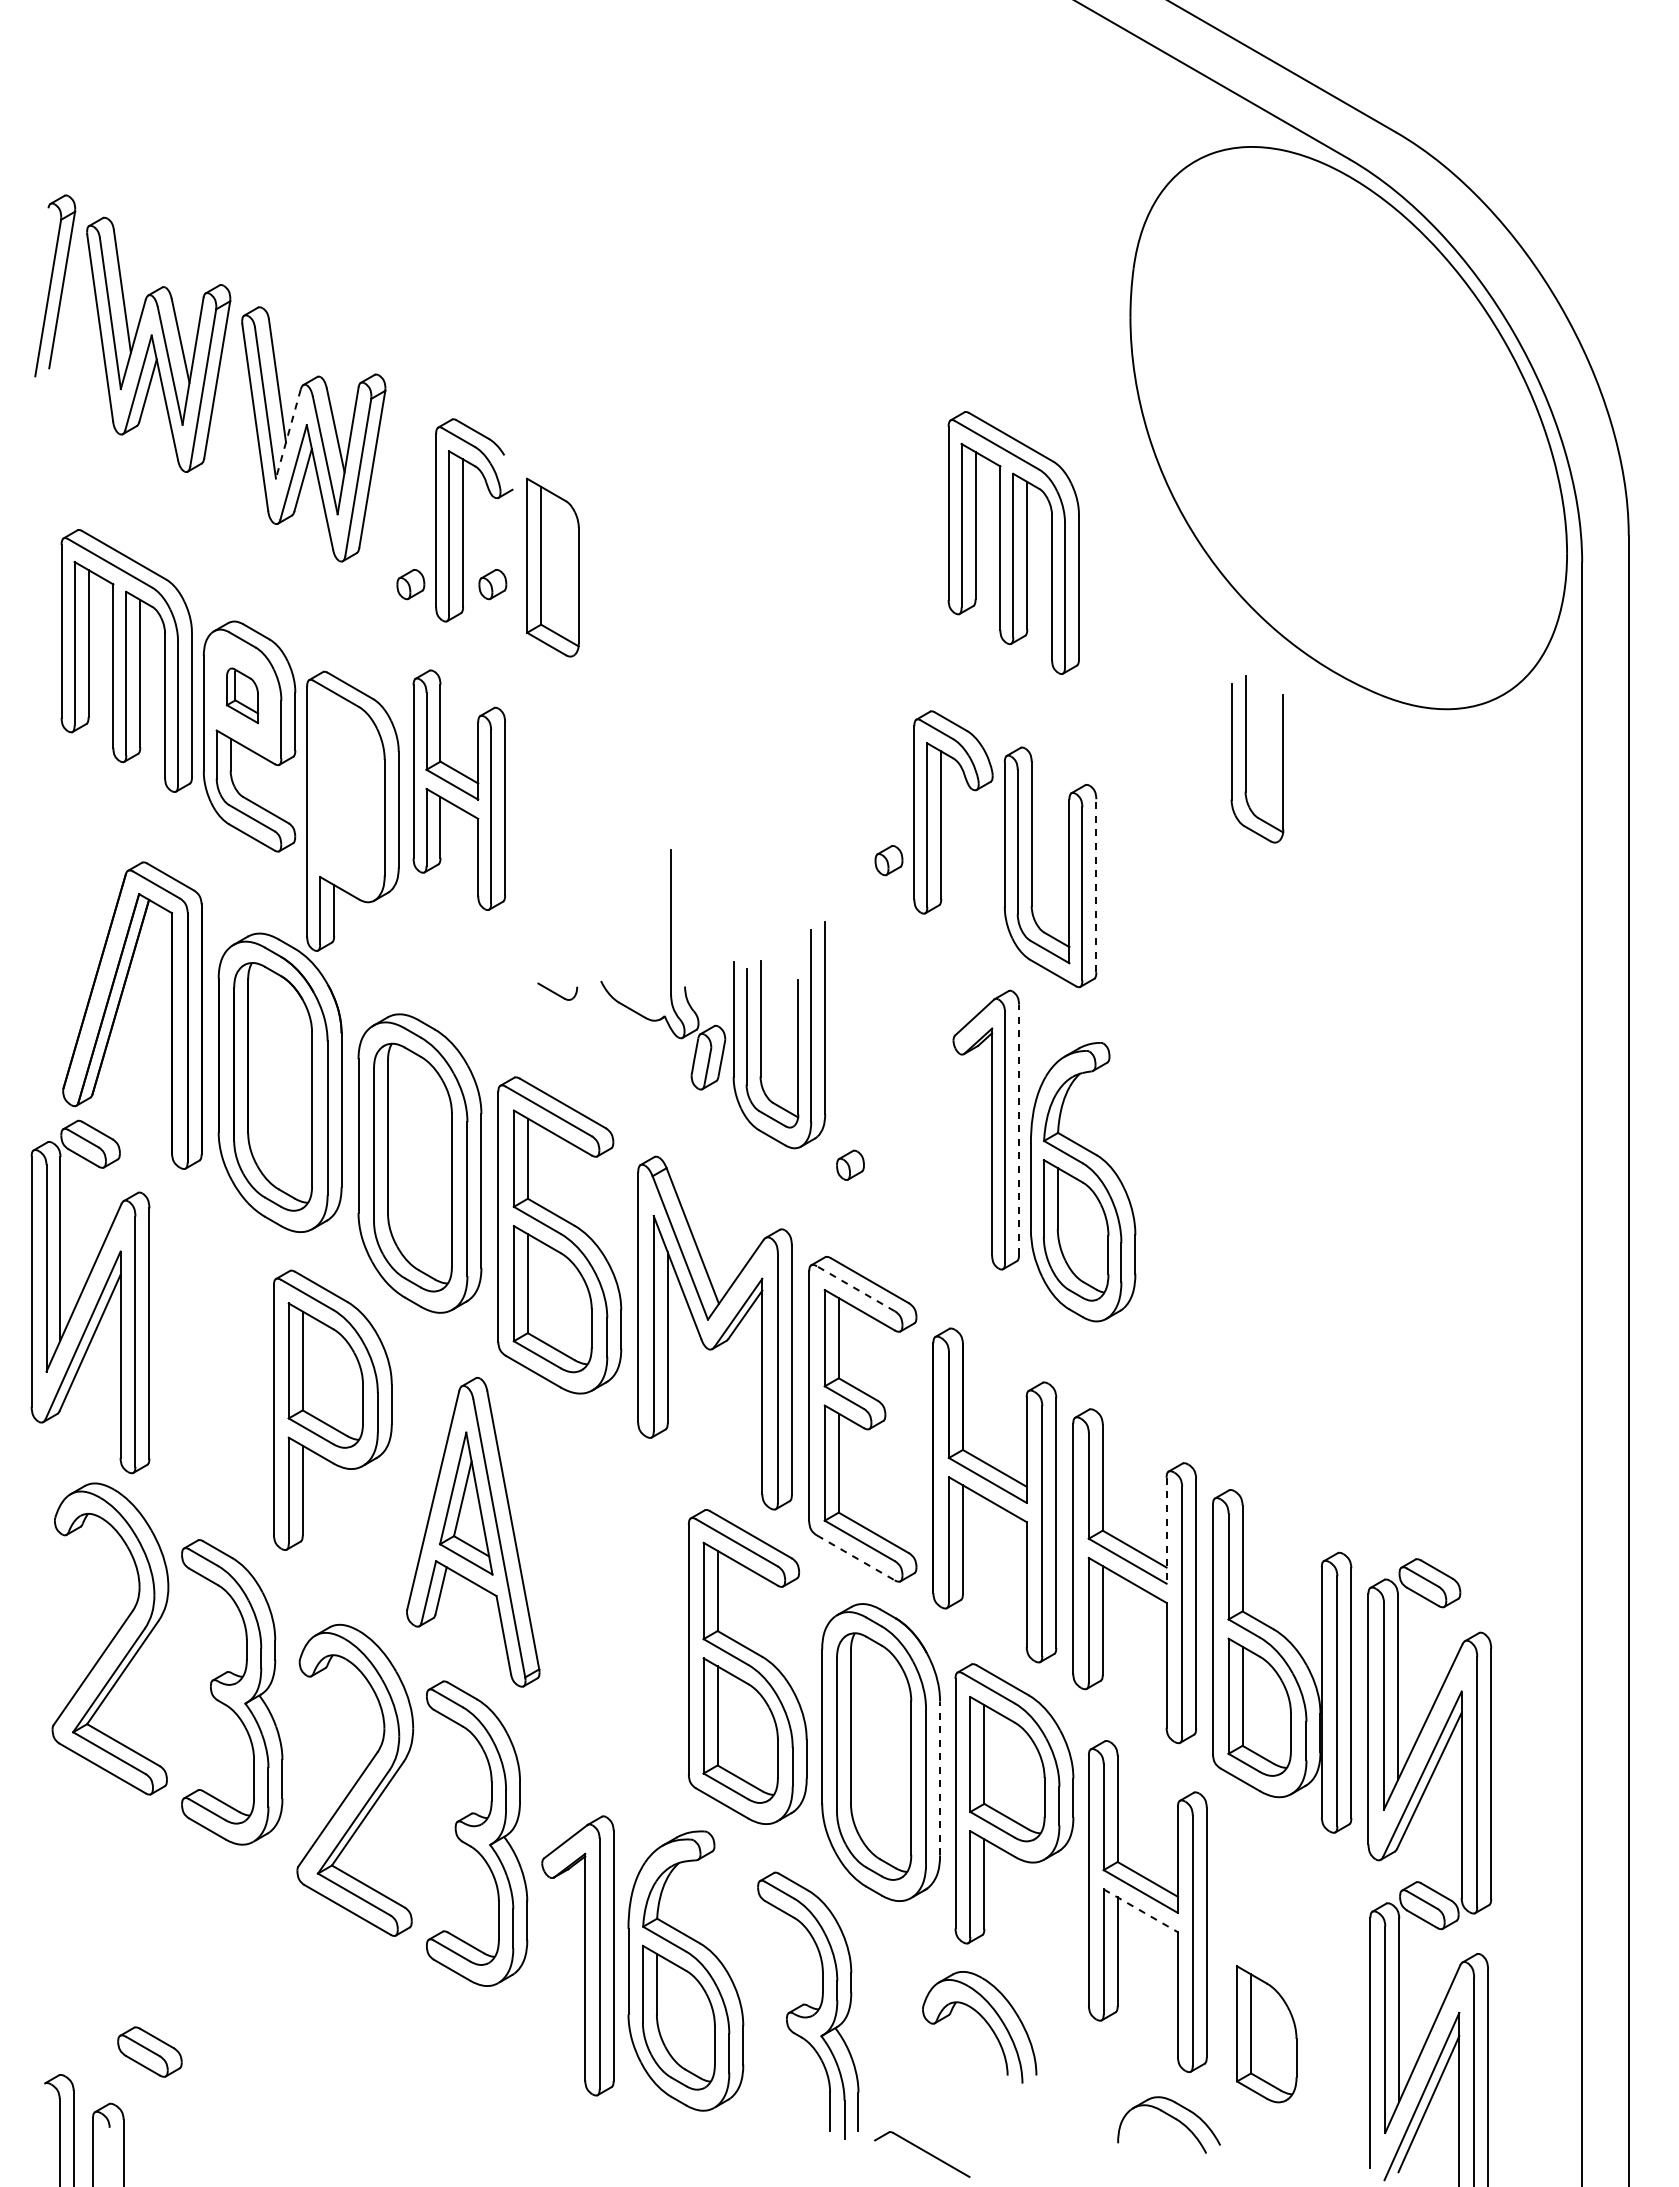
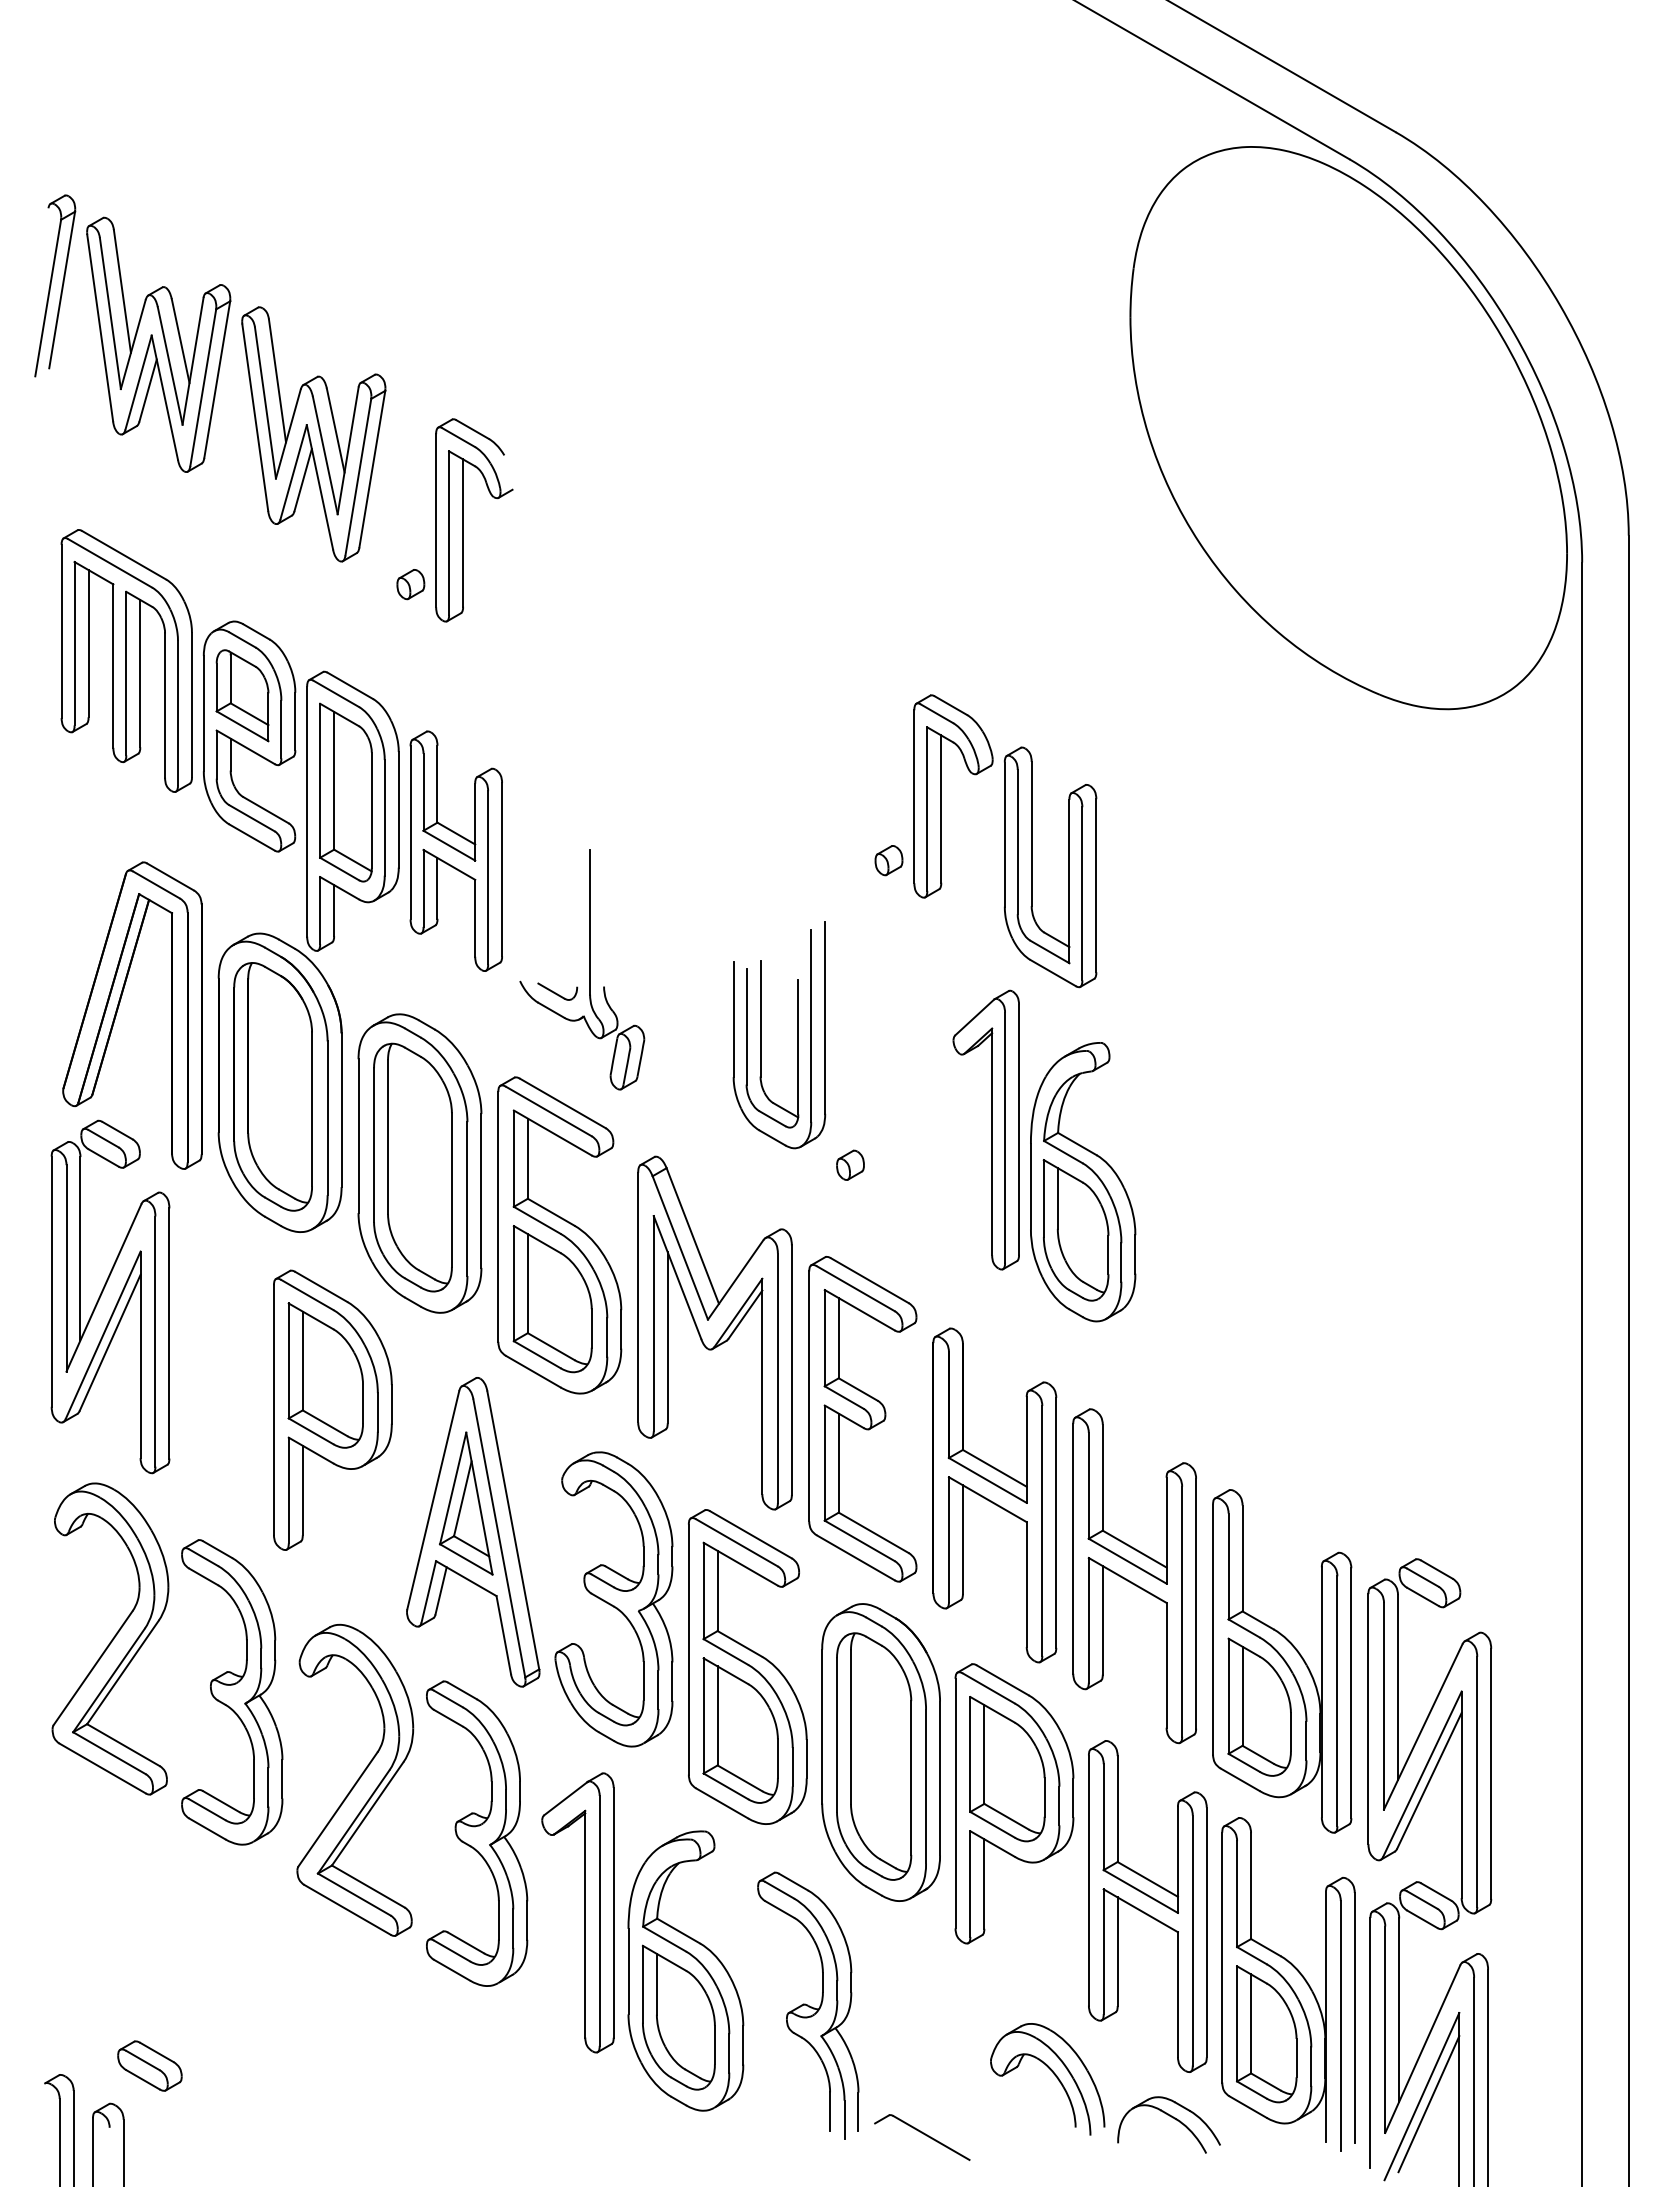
line: dashed -> solid (288, 434)
part: present -> none (1013, 542)
part position: (552, 567) -> (345, 792) (345, 792)
part: present -> none (492, 584)
part size: 35x58 px -> 55x94 px (242, 695)
part: present -> none (1246, 759)
part position: (458, 789) -> (455, 850) (455, 850)
part position: (941, 812) -> (941, 796) (941, 796)
line: dashed -> solid (1096, 885)
part position: (670, 969) -> (589, 969) (589, 969)
line: dashed -> solid (1019, 1129)
line: dashed -> solid (855, 1288)
part position: (90, 1296) -> (110, 1296) (110, 1296)
line: dashed -> solid (1166, 1530)
line: dashed -> solid (855, 1557)
part: none -> present (613, 1599)
line: dashed -> solid (940, 1778)
line: dashed -> solid (1140, 1910)
part position: (584, 1955) -> (584, 1912) (584, 1912)
part: none -> present (1288, 1984)
part position: (985, 2022) -> (1053, 2074) (1053, 2074)
part position: (149, 2051) -> (149, 2065) (149, 2065)
part position: (922, 2154) -> (922, 2137) (922, 2137)
